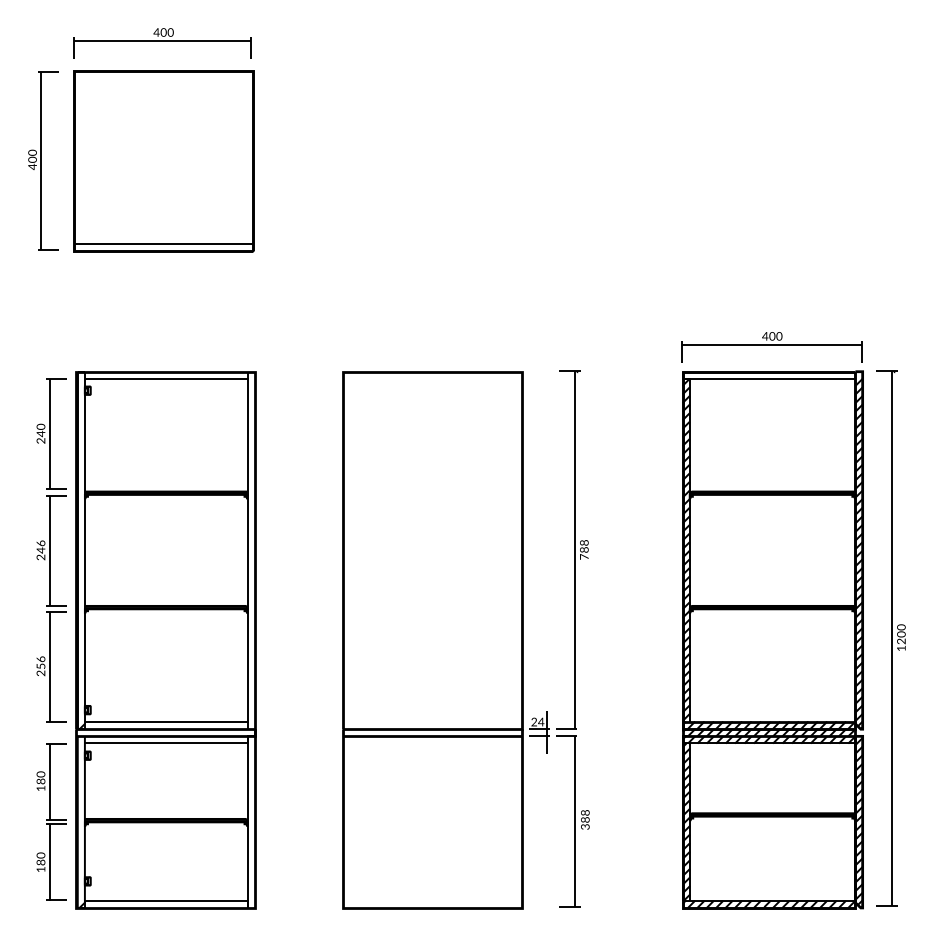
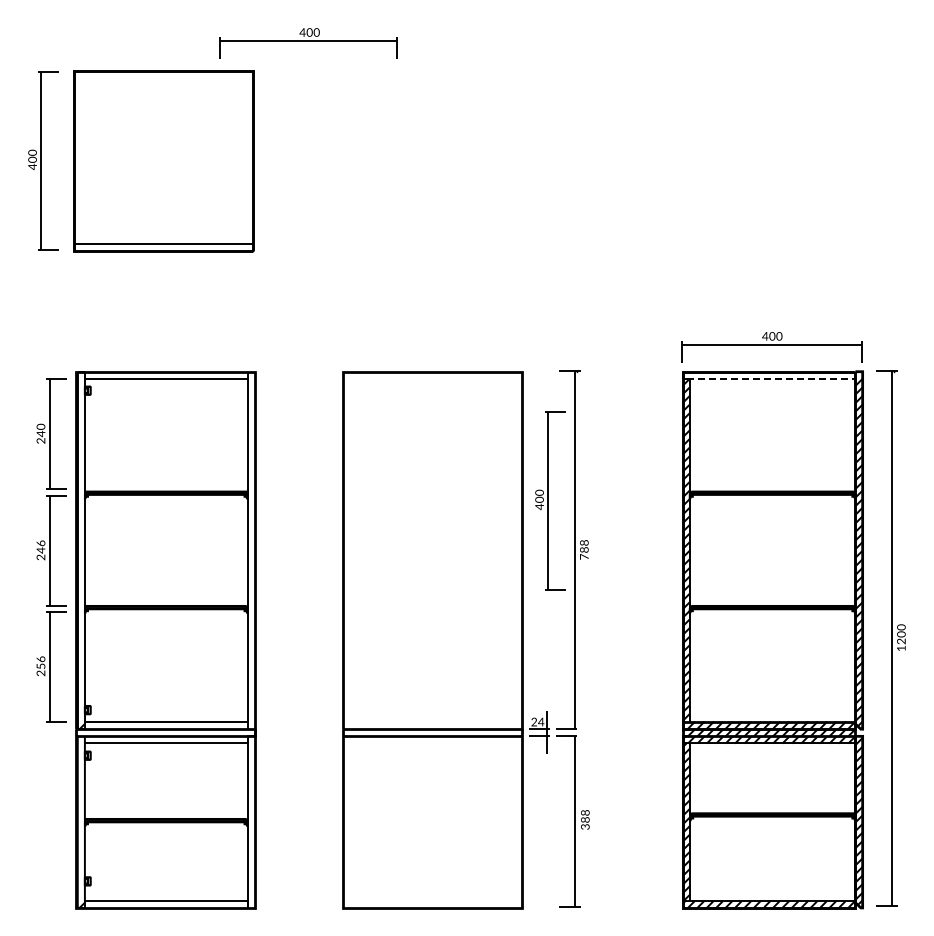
part position: (162, 43) -> (308, 43) (308, 43)
line: solid -> dashed (764, 378)
part: none -> present (550, 500)
part: present -> none (51, 821)
